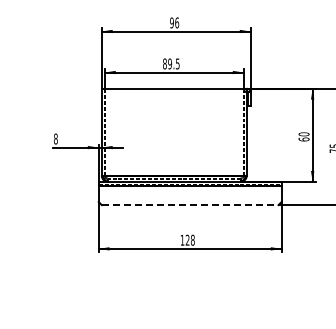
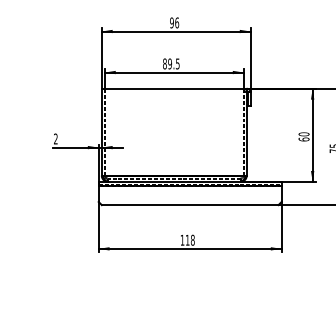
text: 8 -> 2 (55, 138)
line: dashed -> solid (190, 205)
text: 128 -> 118 (187, 239)
